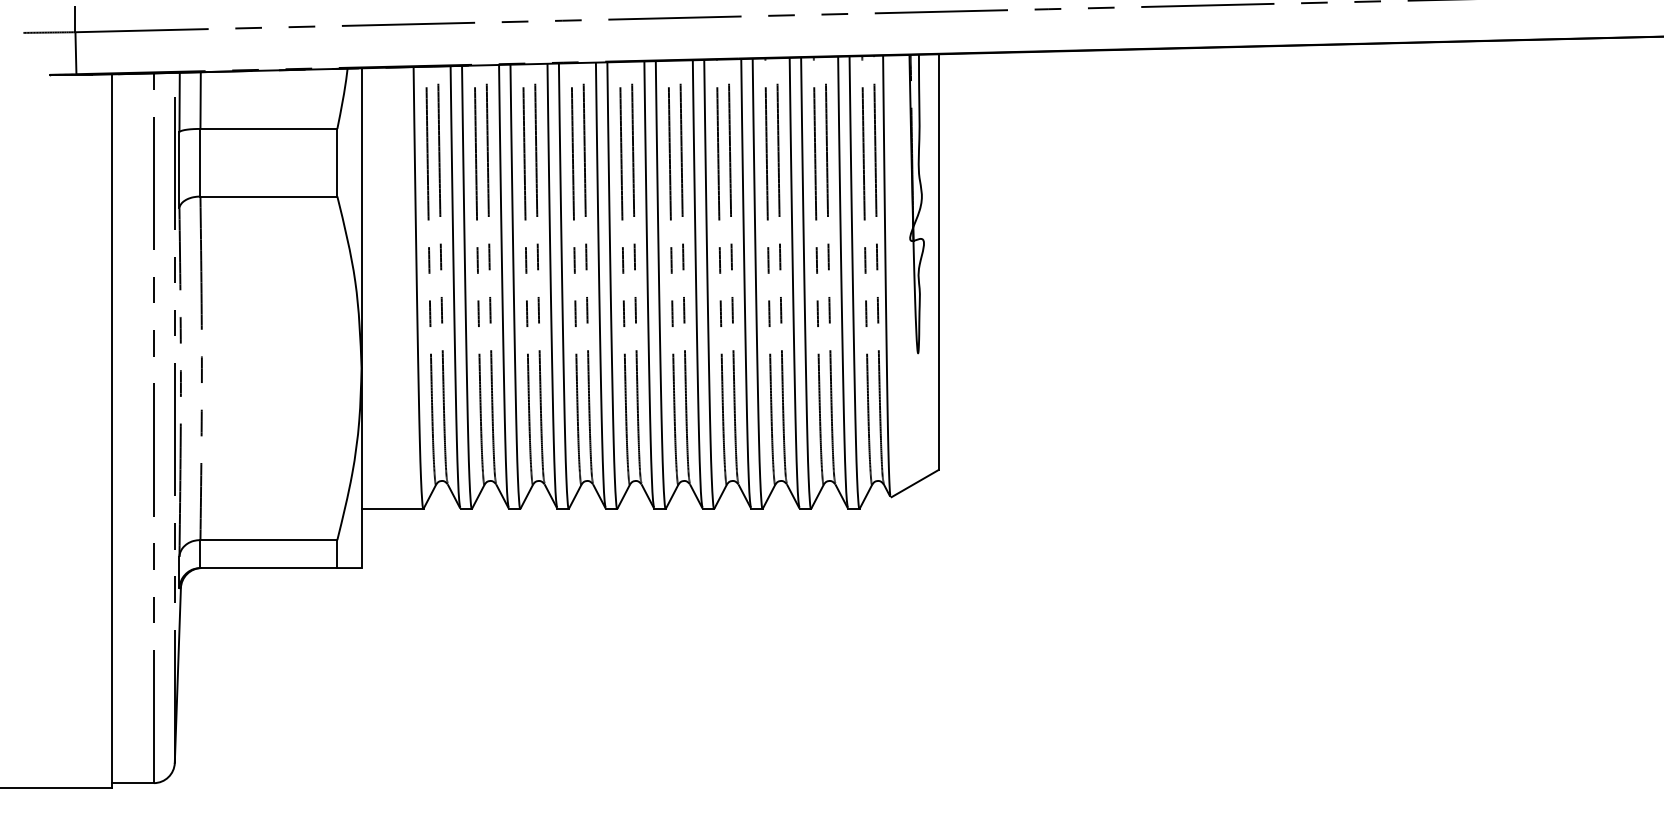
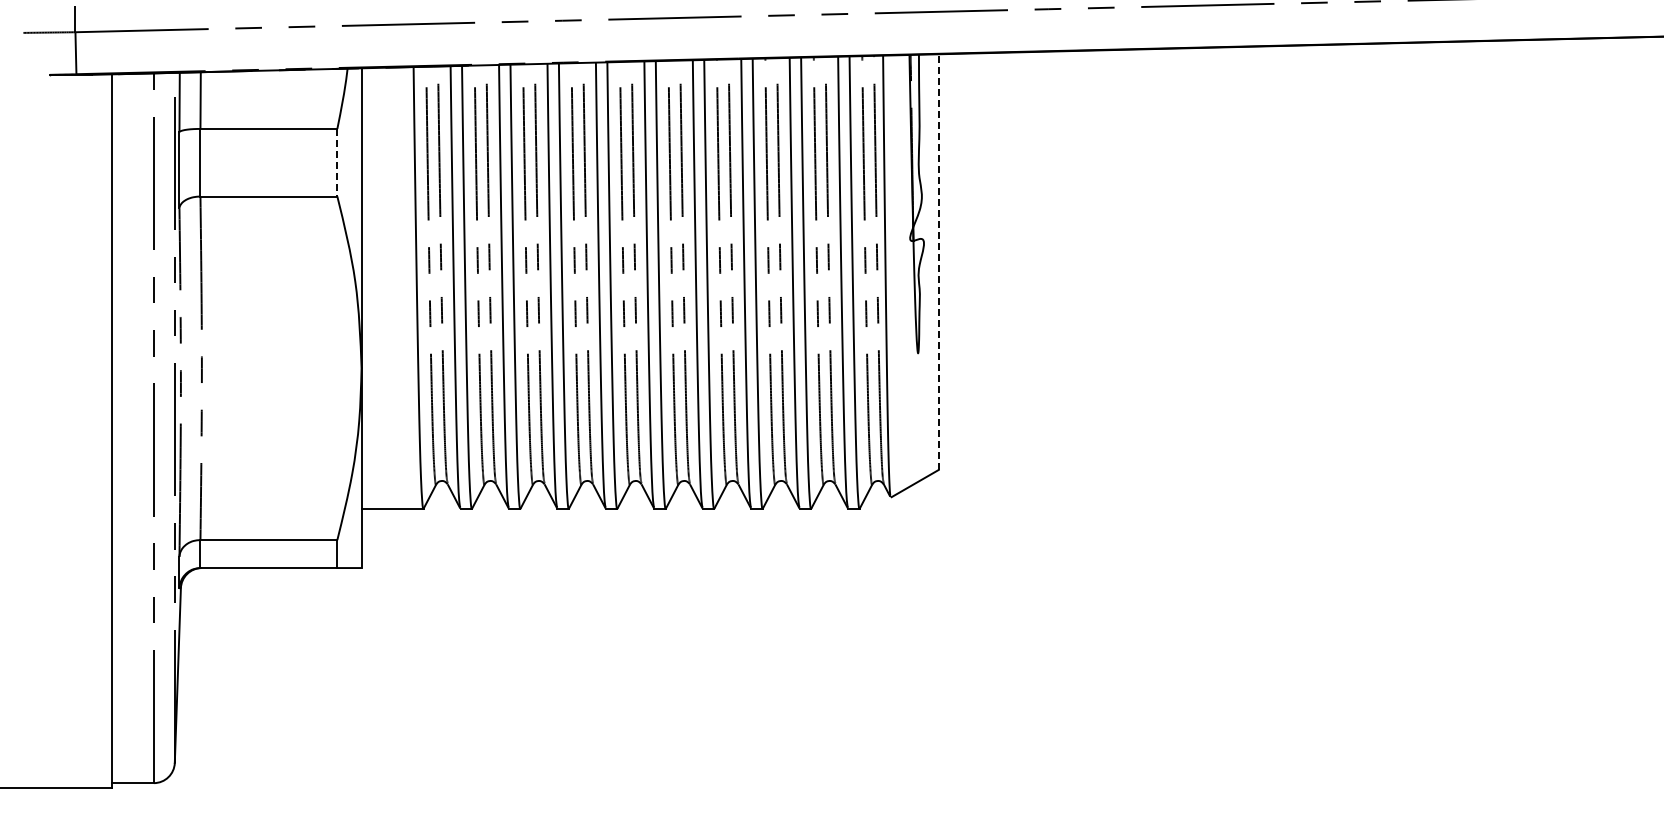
line: solid -> dashed (337, 162)
line: solid -> dashed (938, 262)
